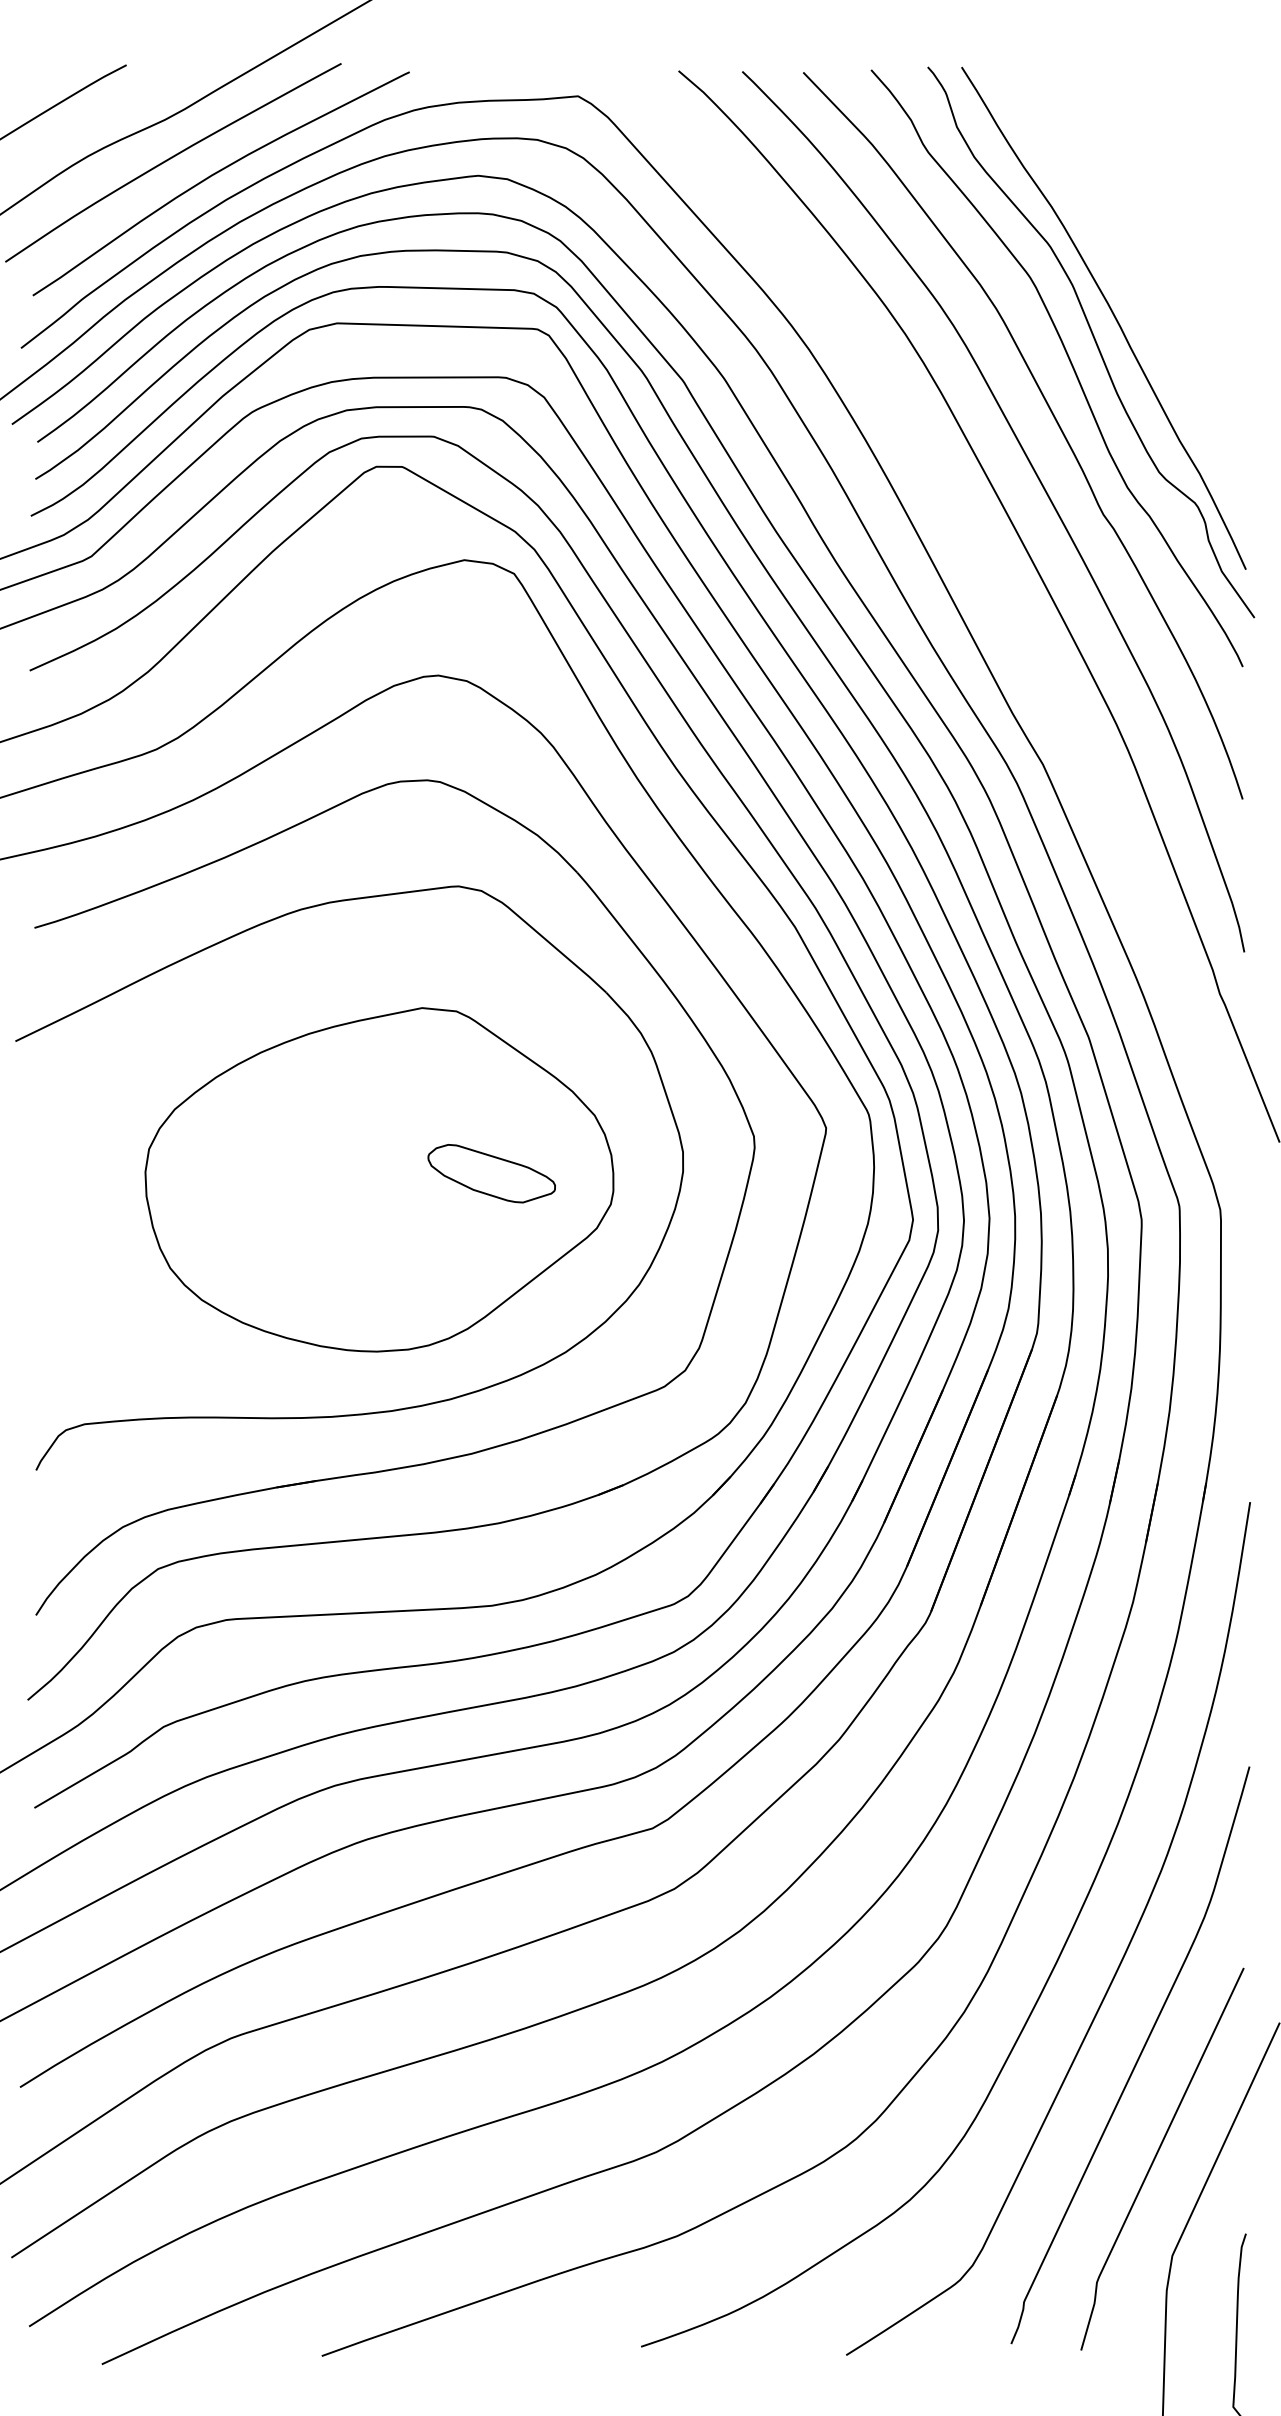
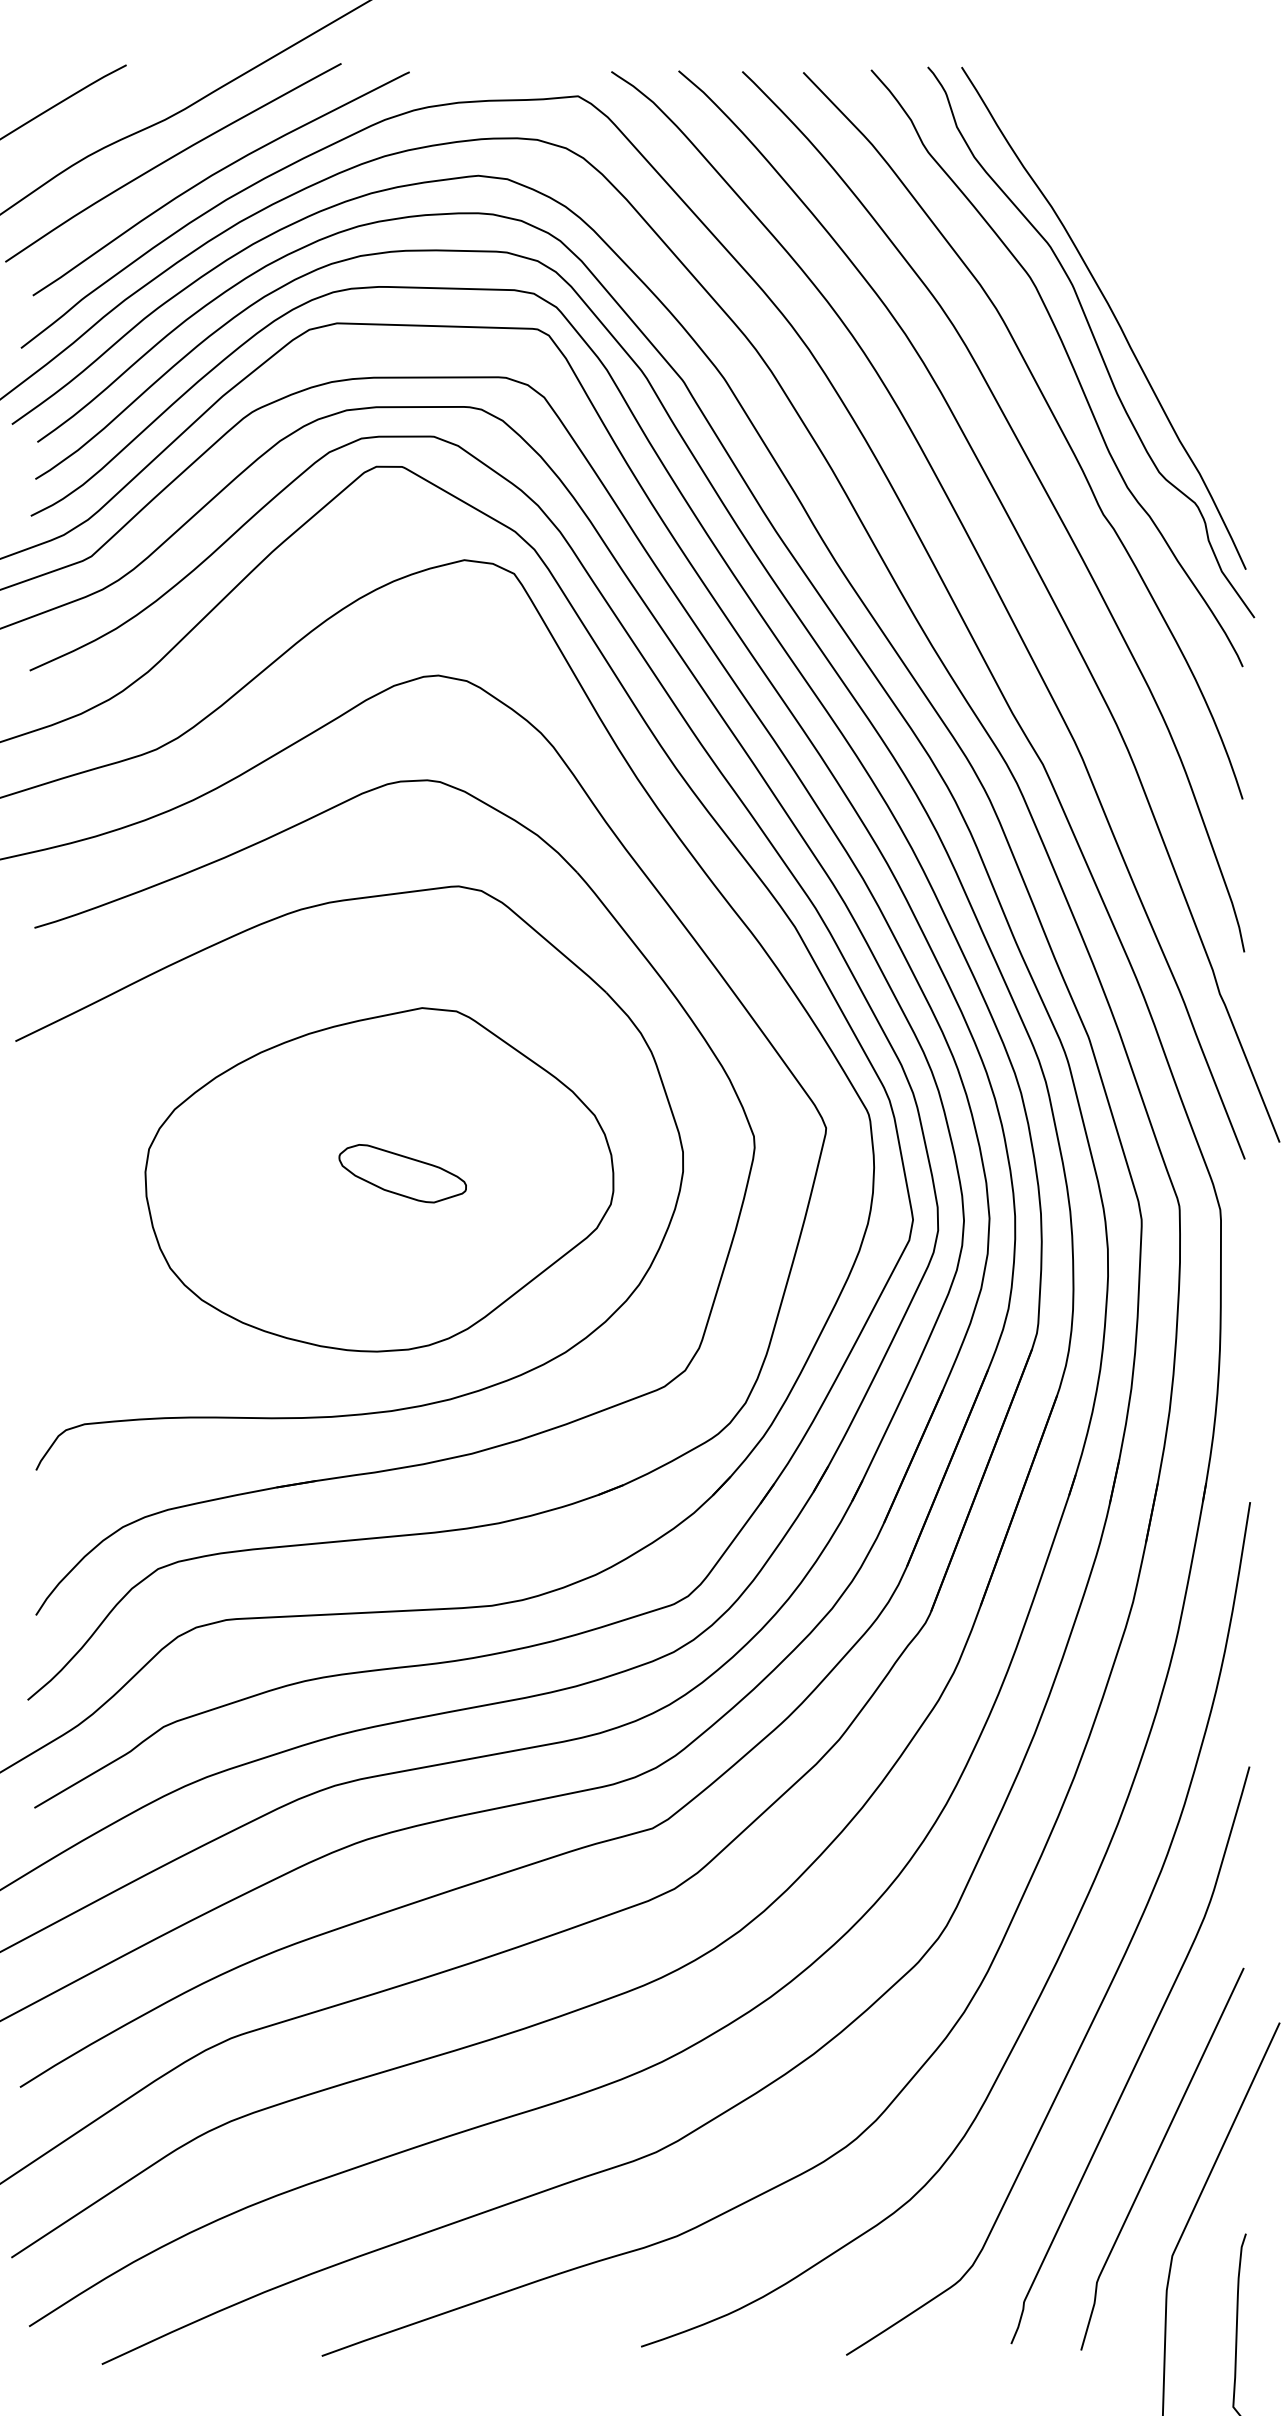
curve: none -> present (992, 584)
part position: (491, 1173) -> (402, 1173) (402, 1173)
